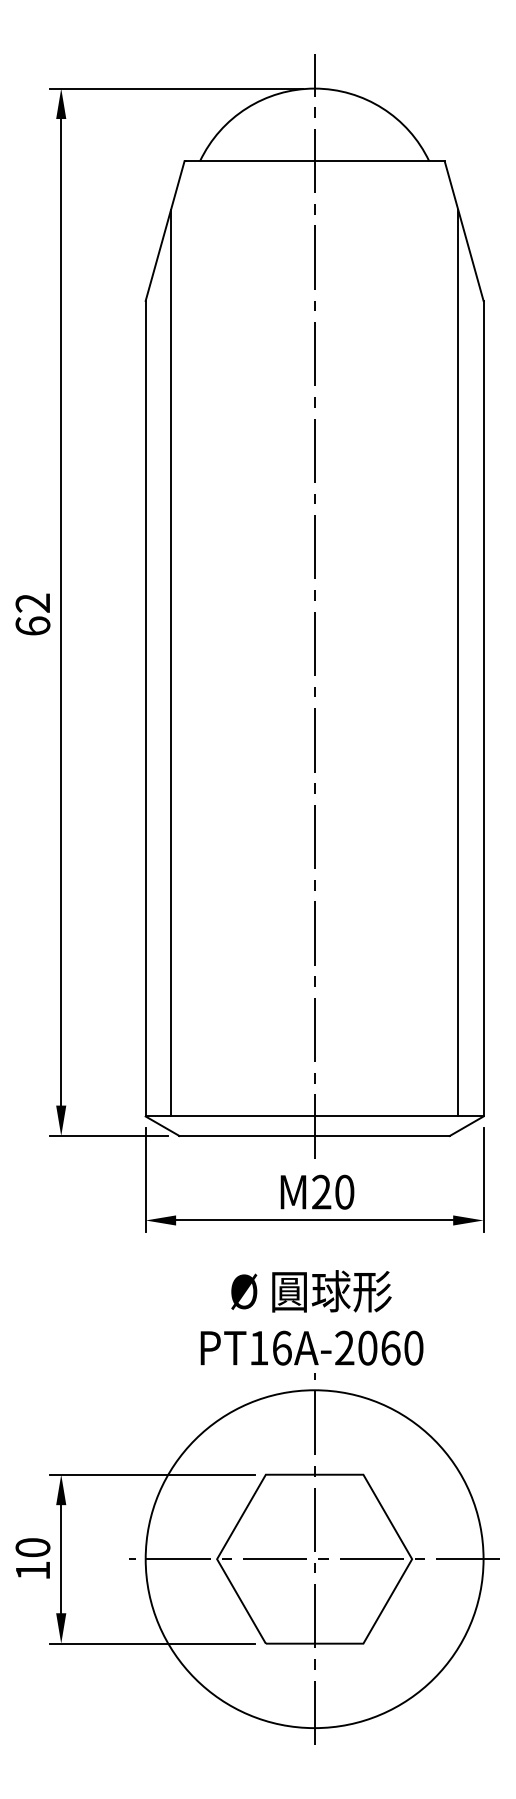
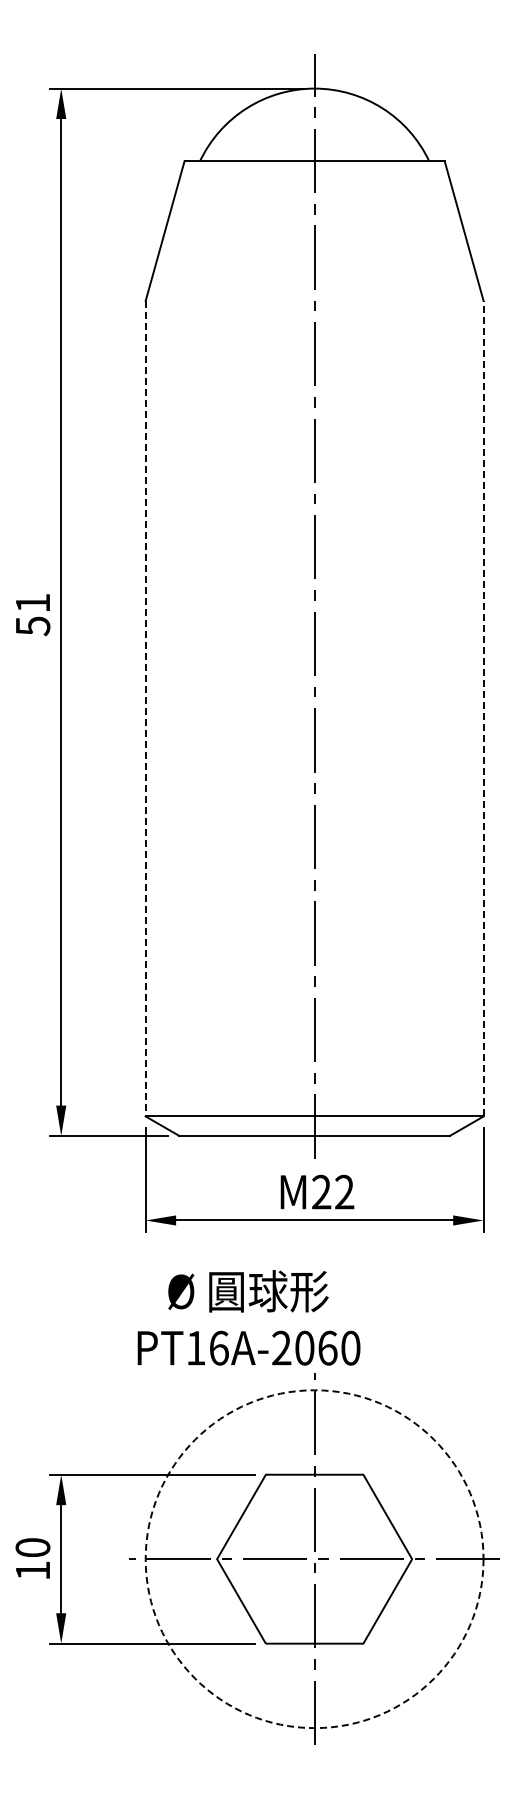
text: 62 -> 51 (32, 614)
line: present -> none (171, 662)
line: present -> none (458, 662)
line: solid -> dashed (145, 708)
line: solid -> dashed (483, 708)
text: M20 -> M22 (344, 1191)
text position: (311, 1317) -> (248, 1317) (248, 1317)
circle: solid -> dashed (314, 1559)
